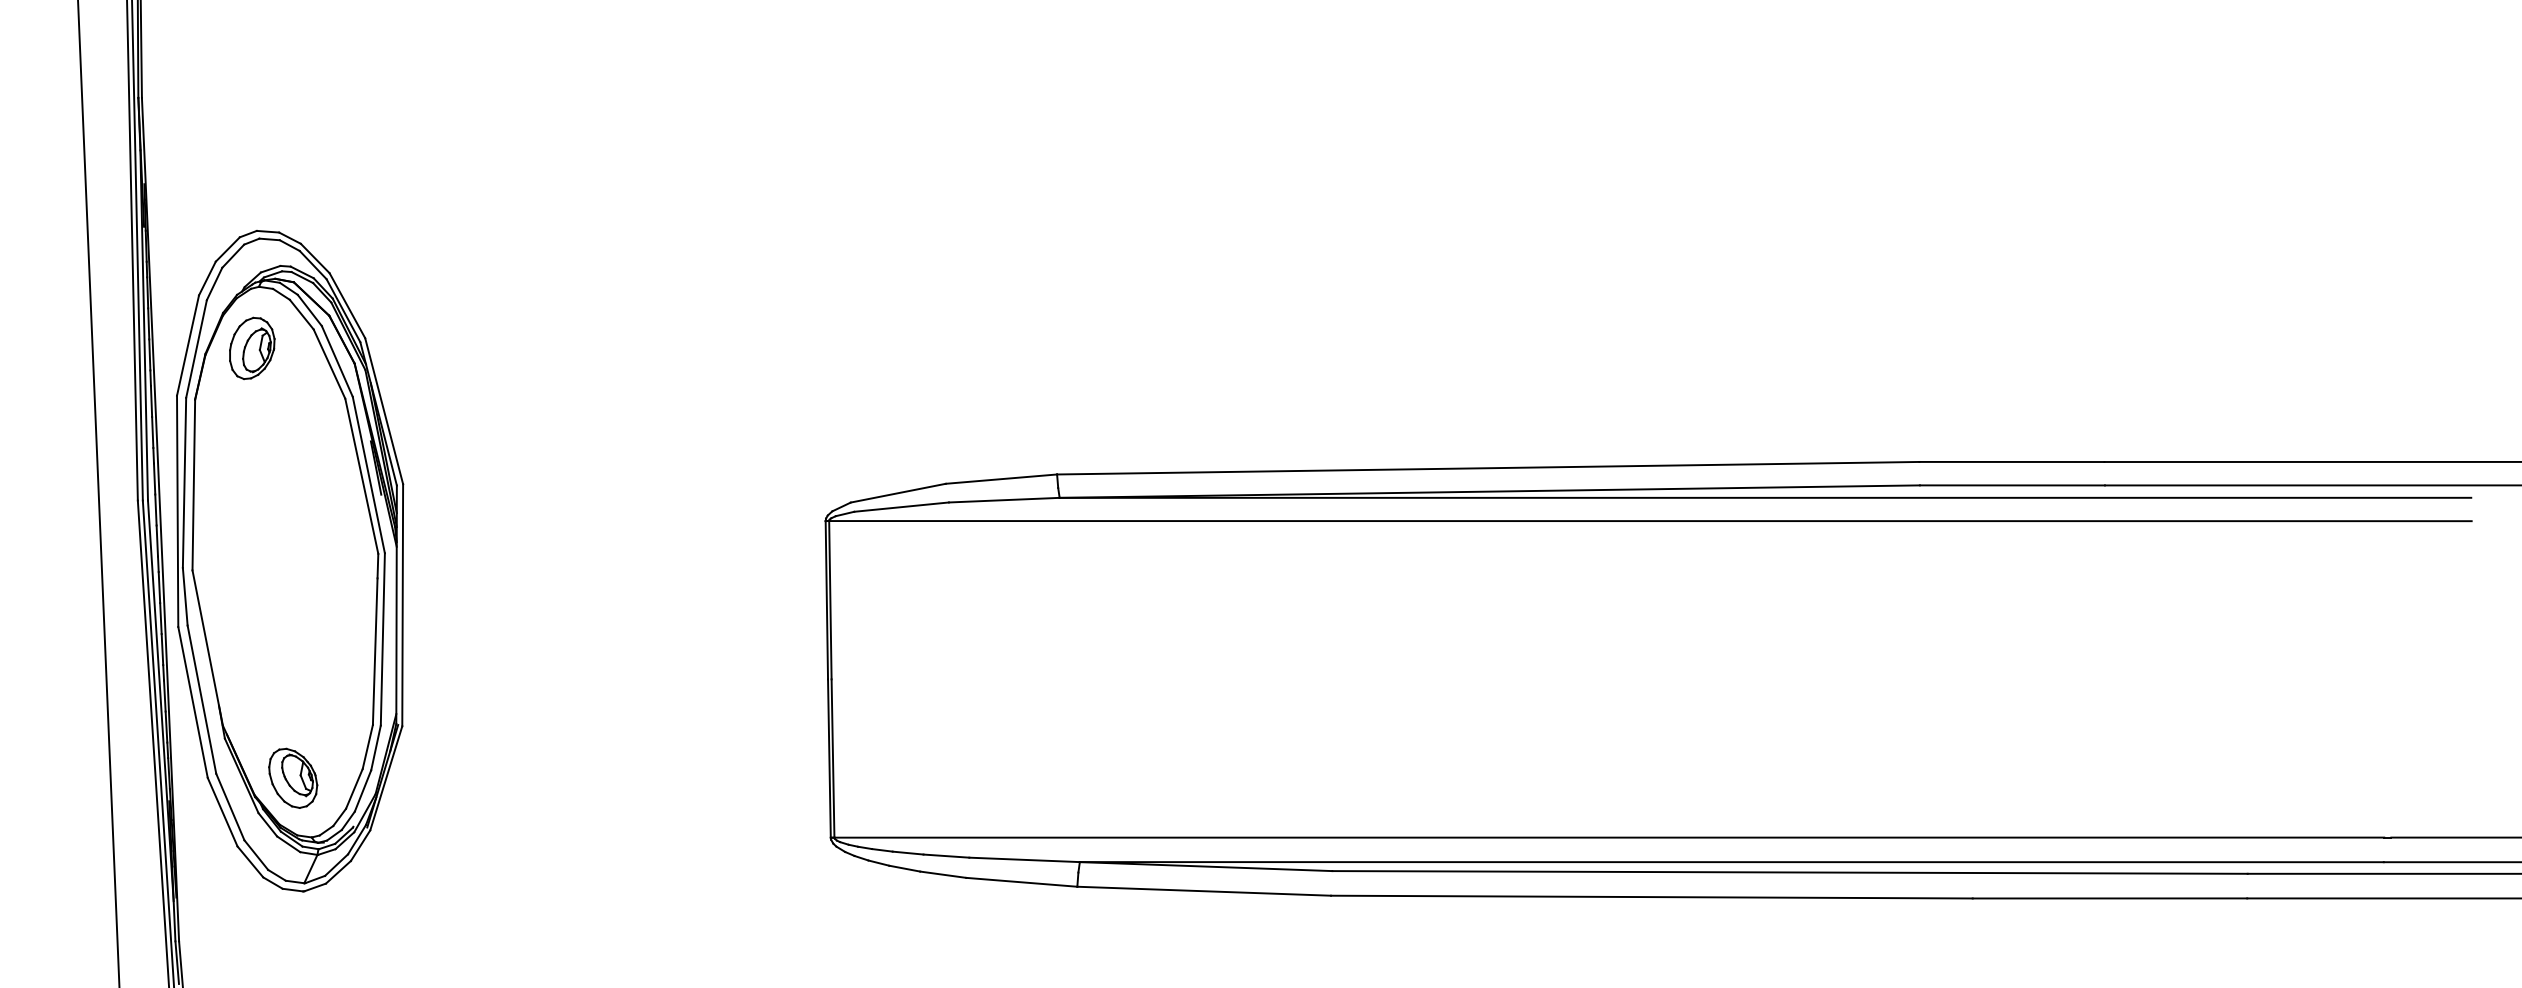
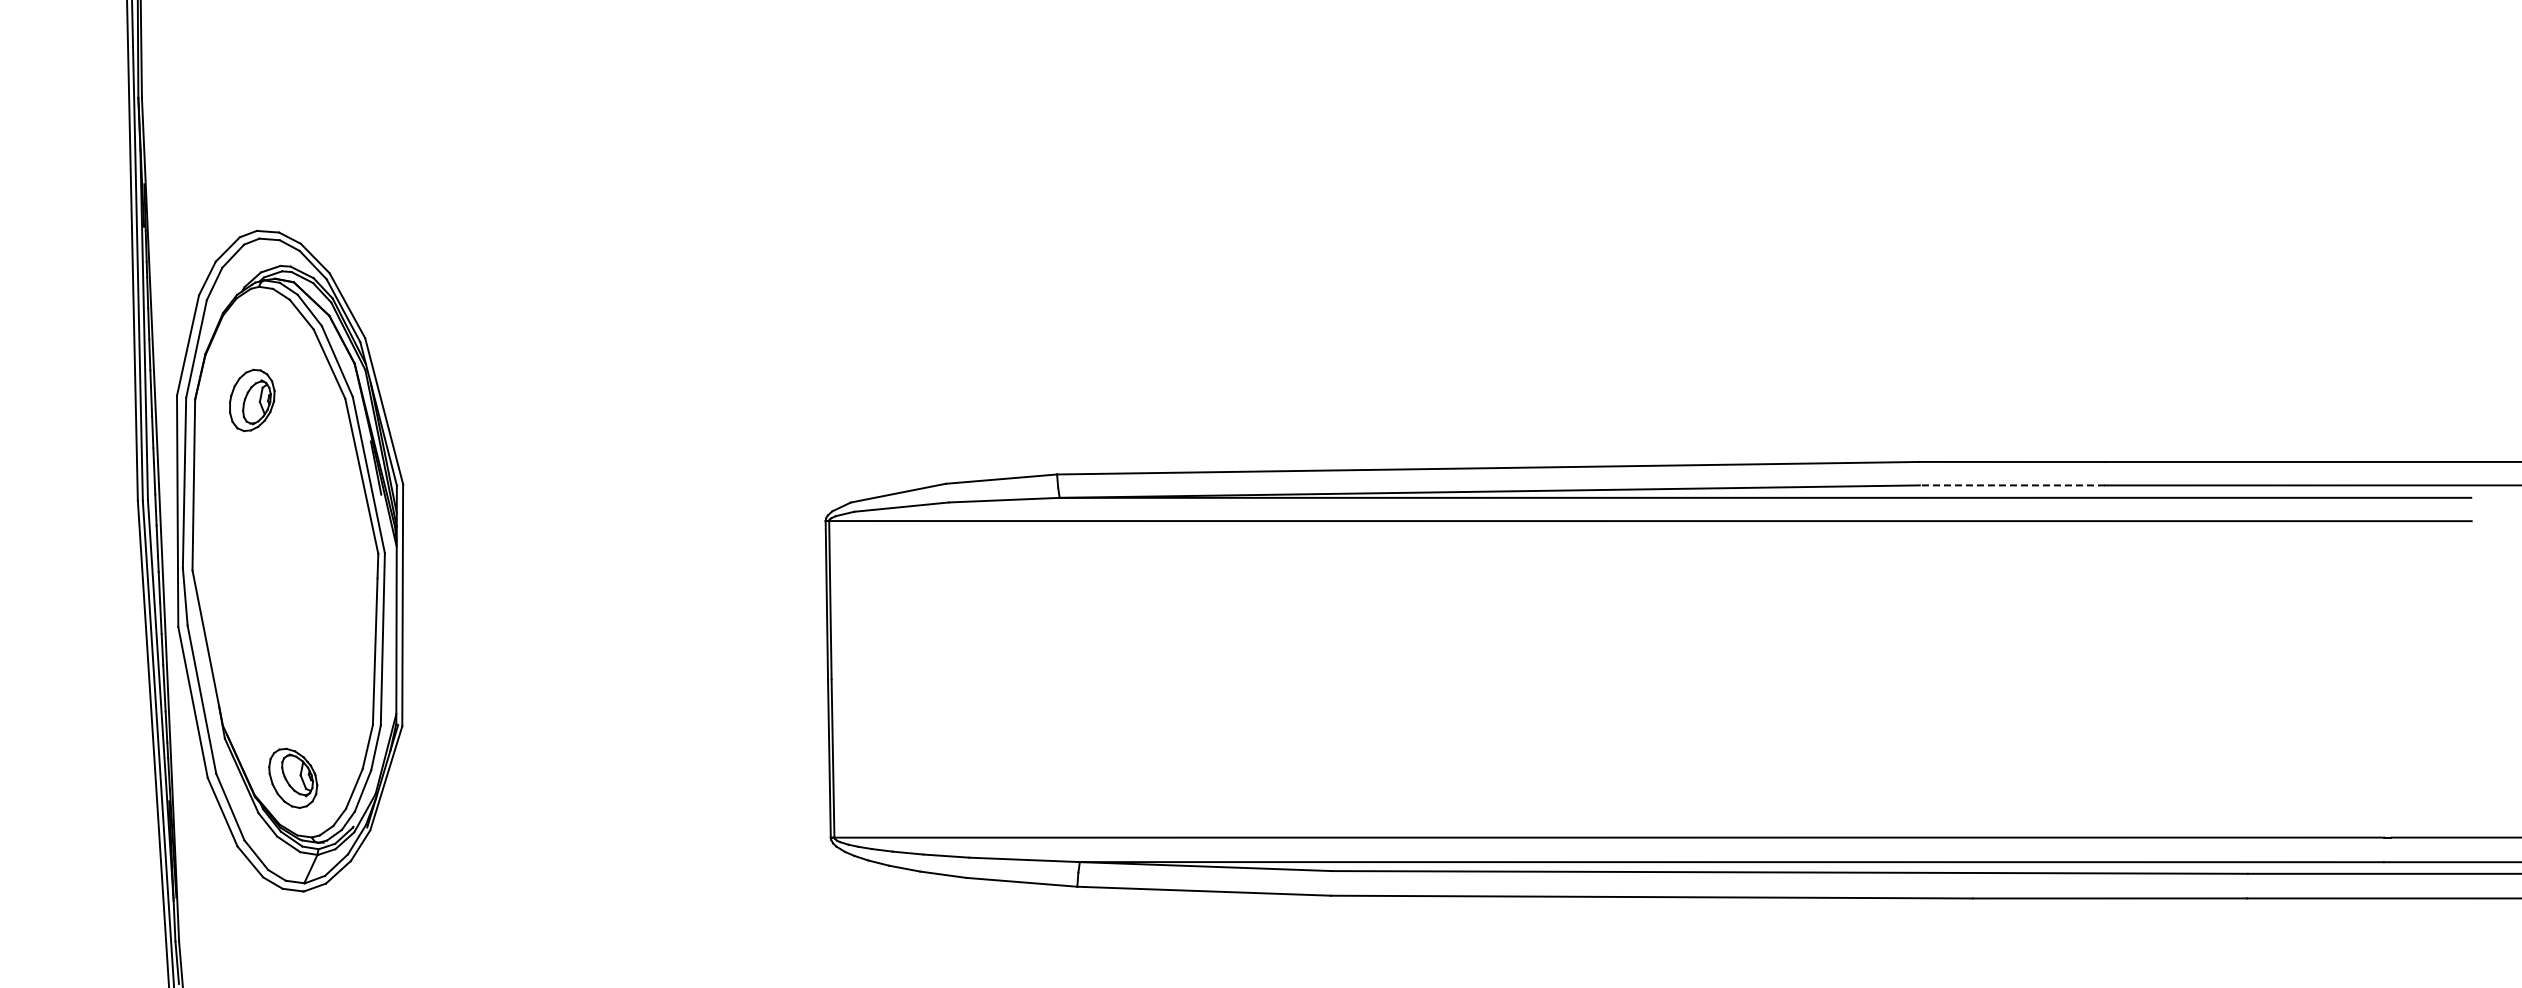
part position: (252, 348) -> (252, 400) (252, 400)
line: solid -> dashed (2012, 485)
line: present -> none (98, 493)
